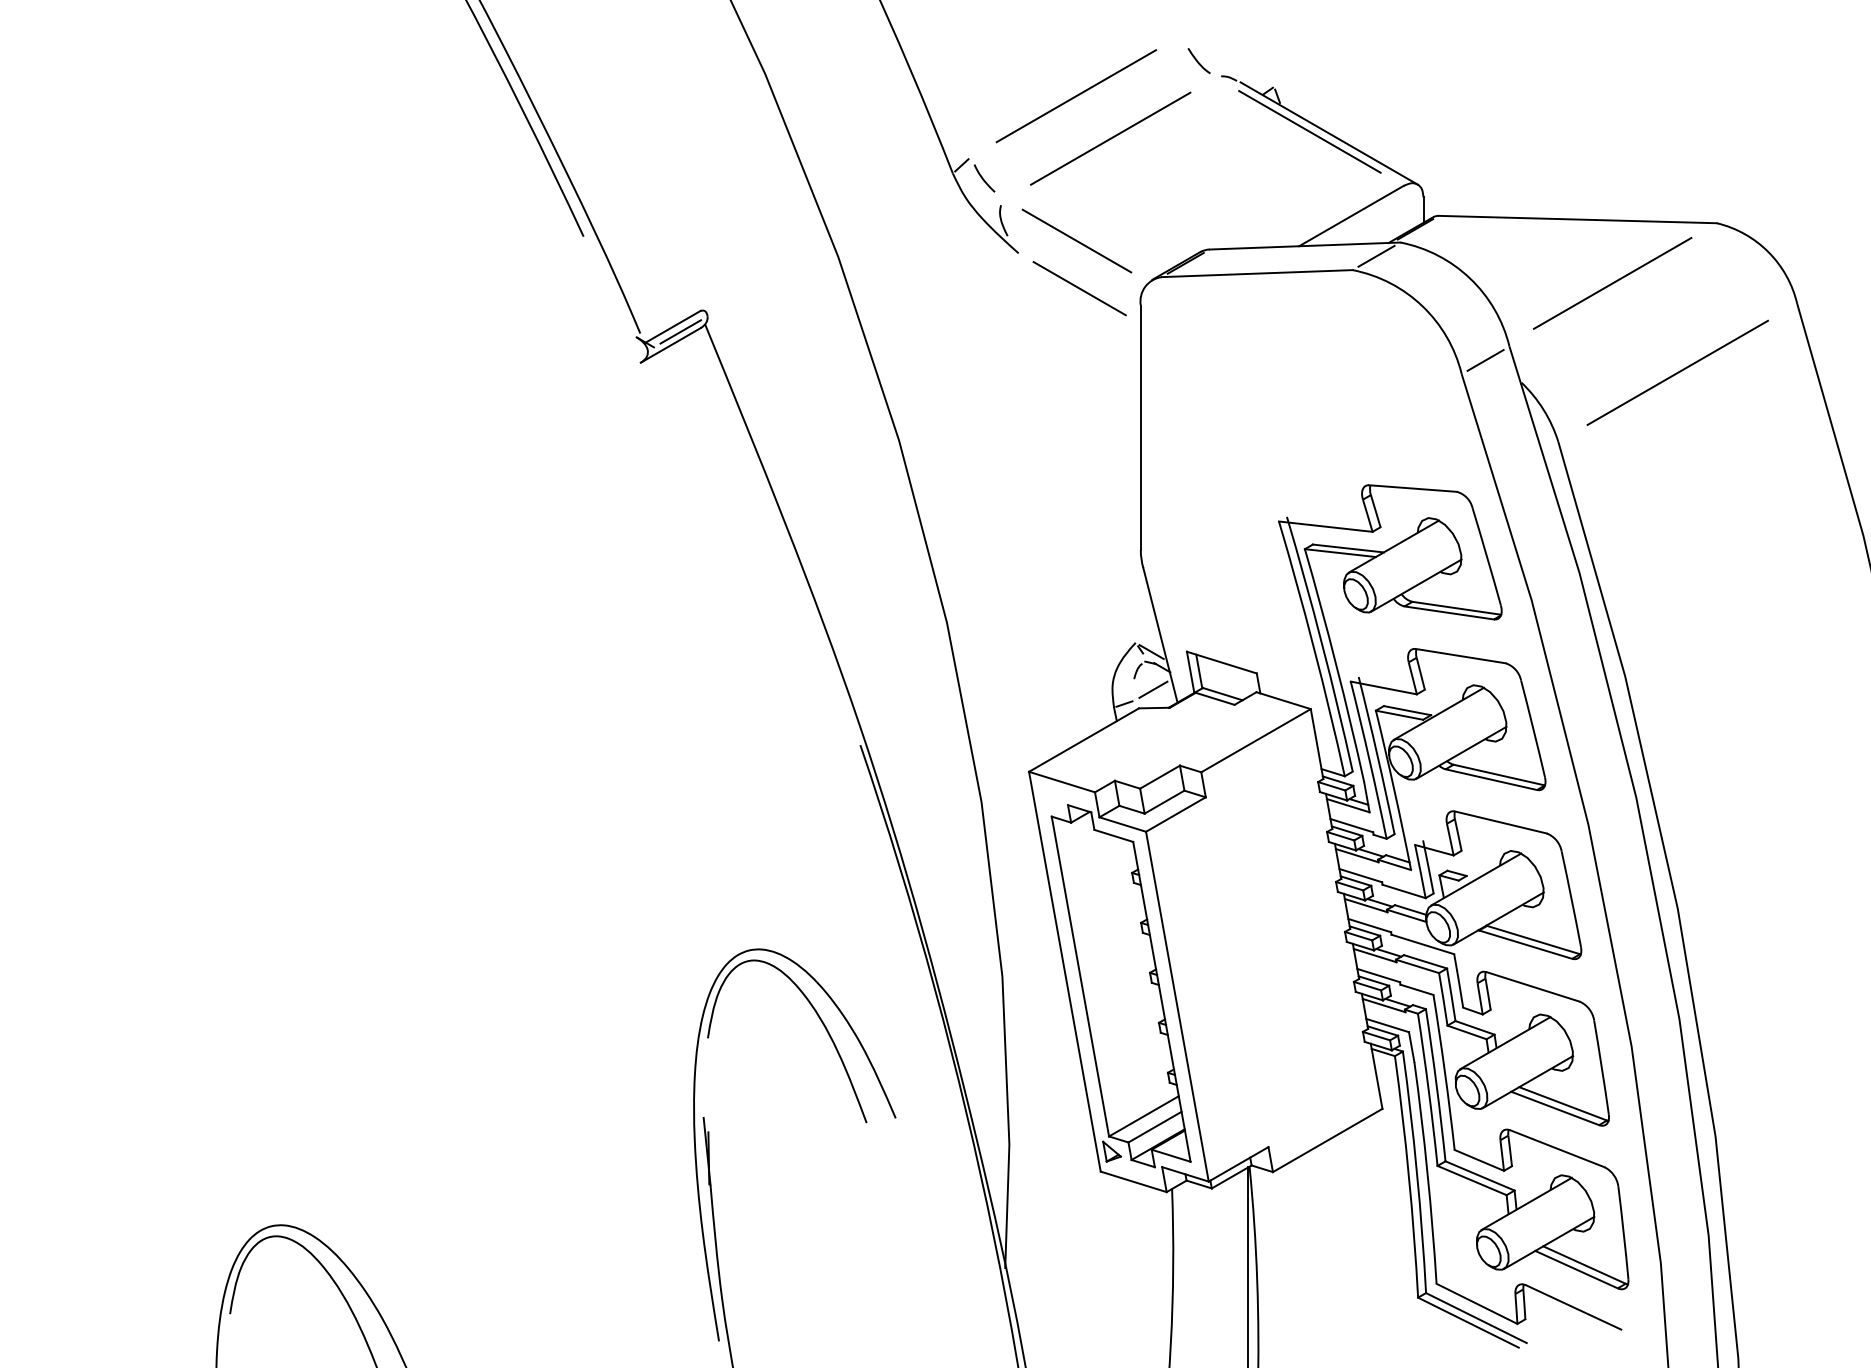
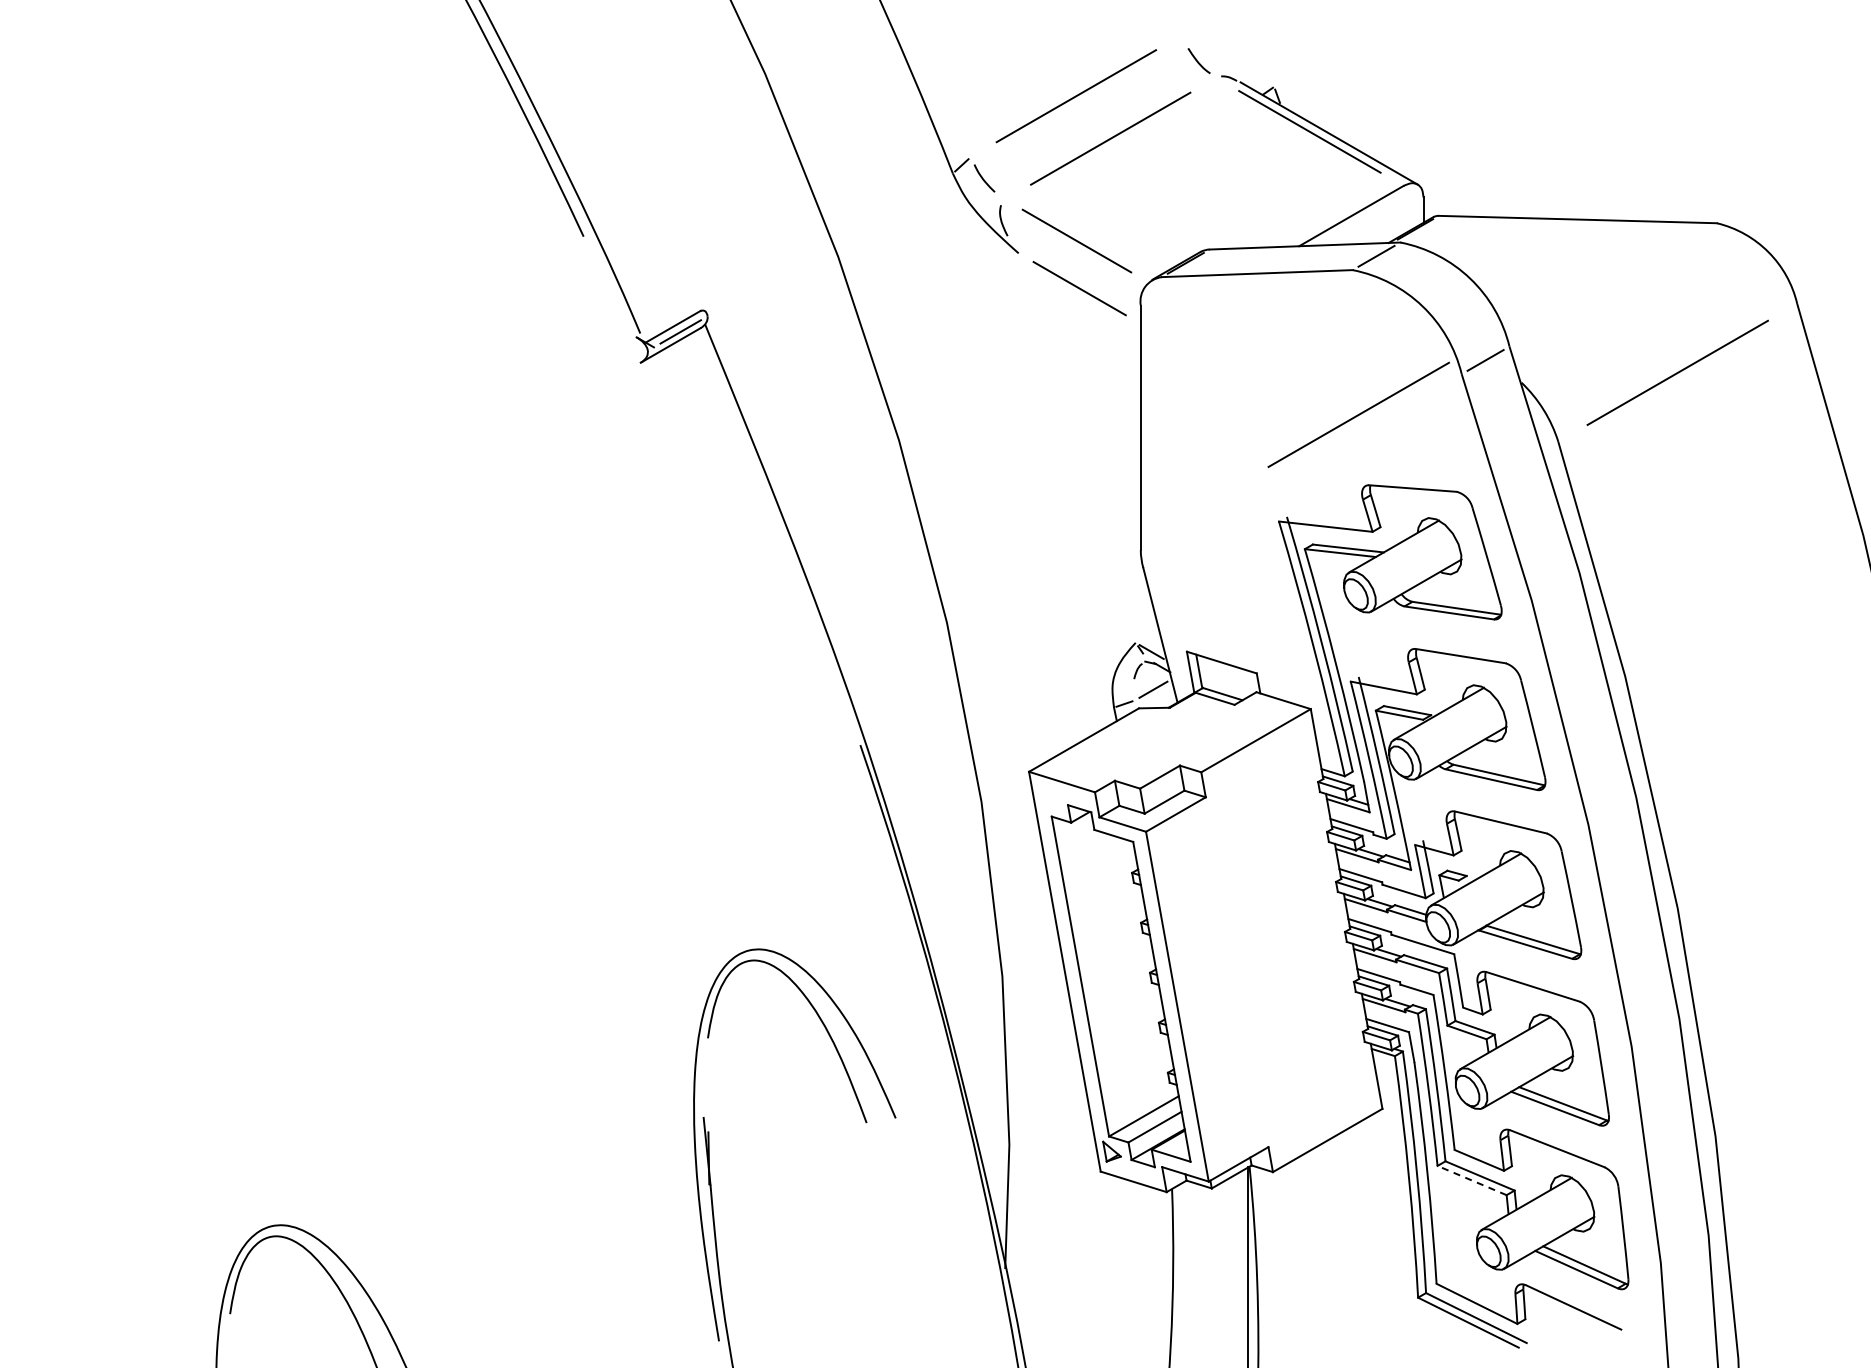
line: present -> none (1612, 282)
line: none -> present (1358, 414)
line: solid -> dashed (1472, 1180)
